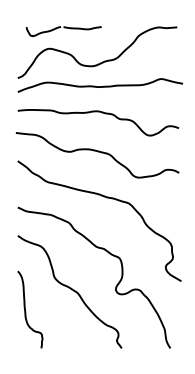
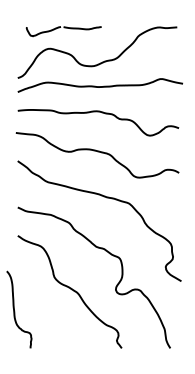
curve position: (26, 311) -> (15, 311) (15, 311)
